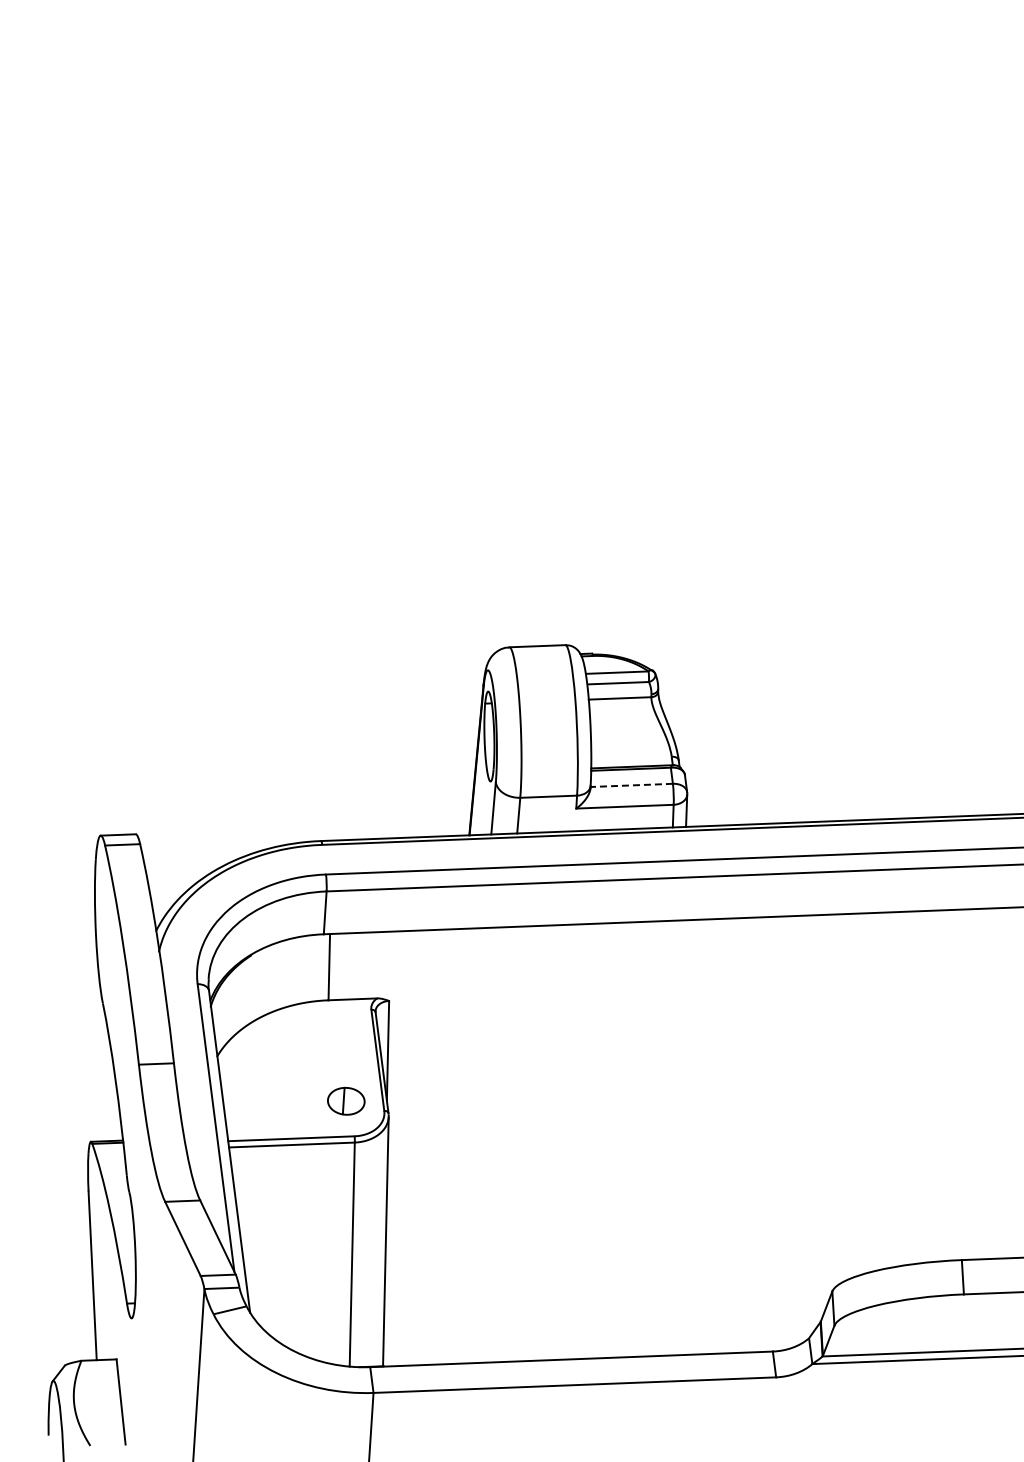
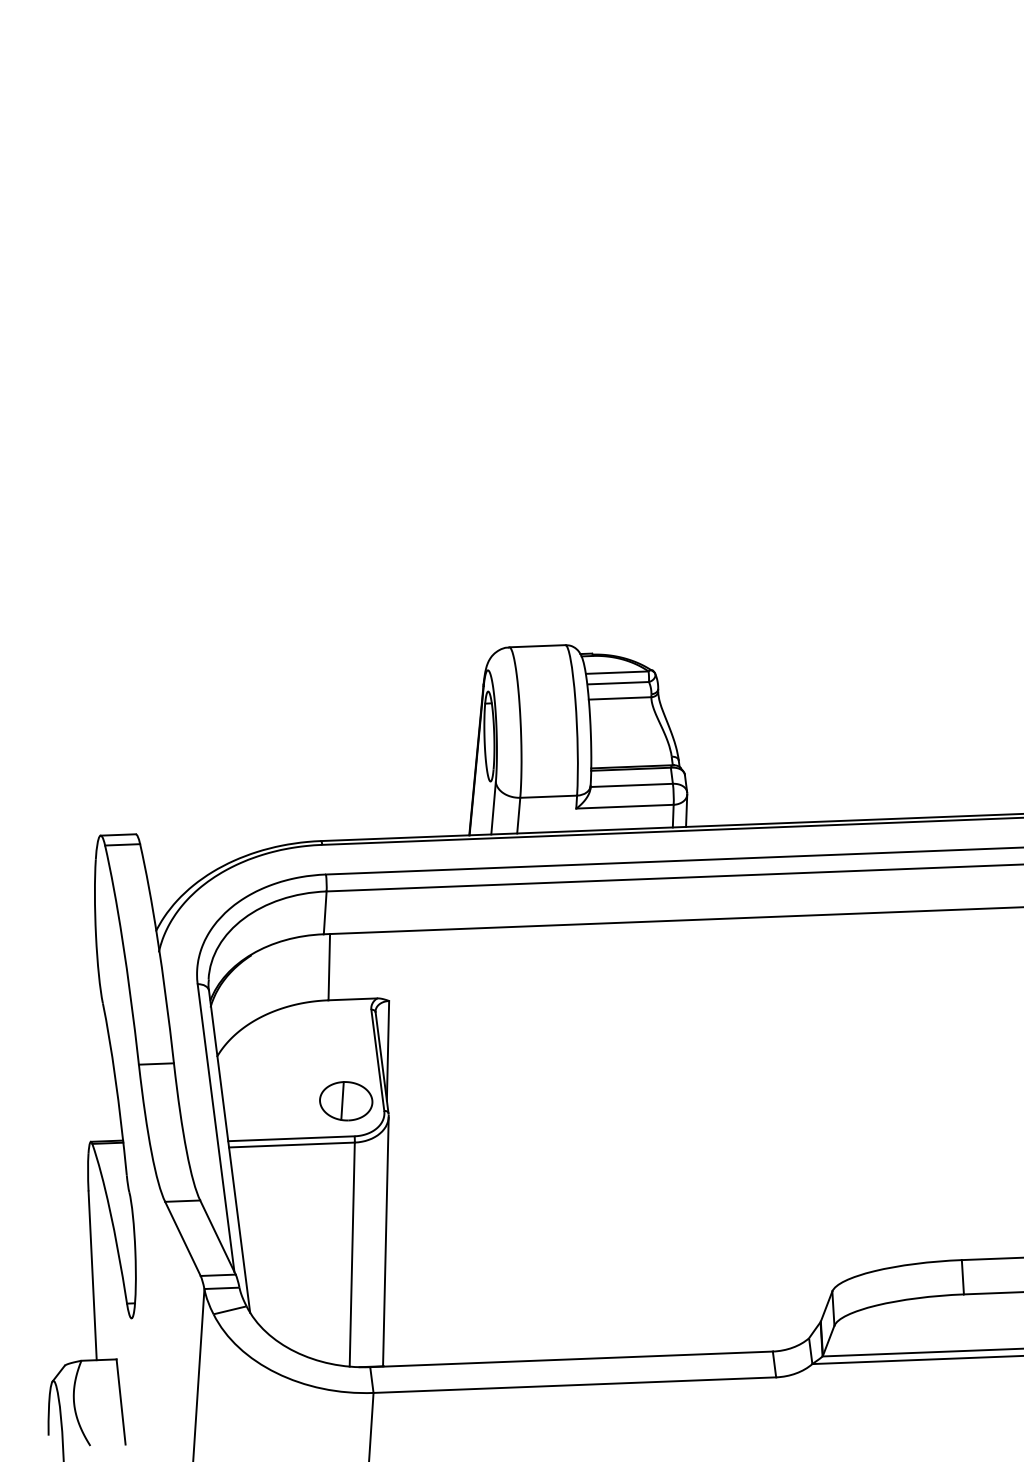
line: dashed -> solid (631, 785)
part size: 39x30 px -> 55x41 px (346, 1101)
